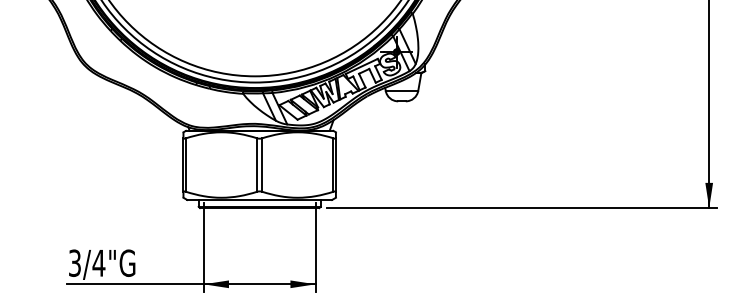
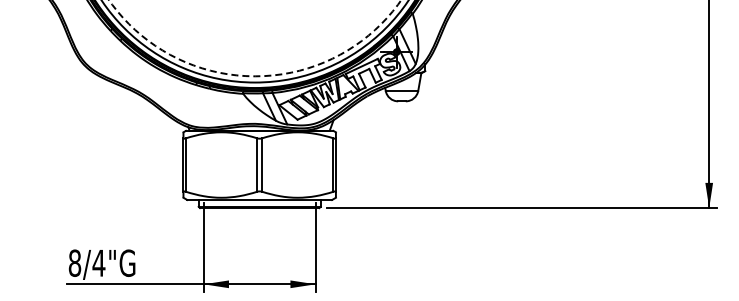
circle: solid -> dashed (254, 38)
text: 3/4"G -> 8/4"G (74, 262)
